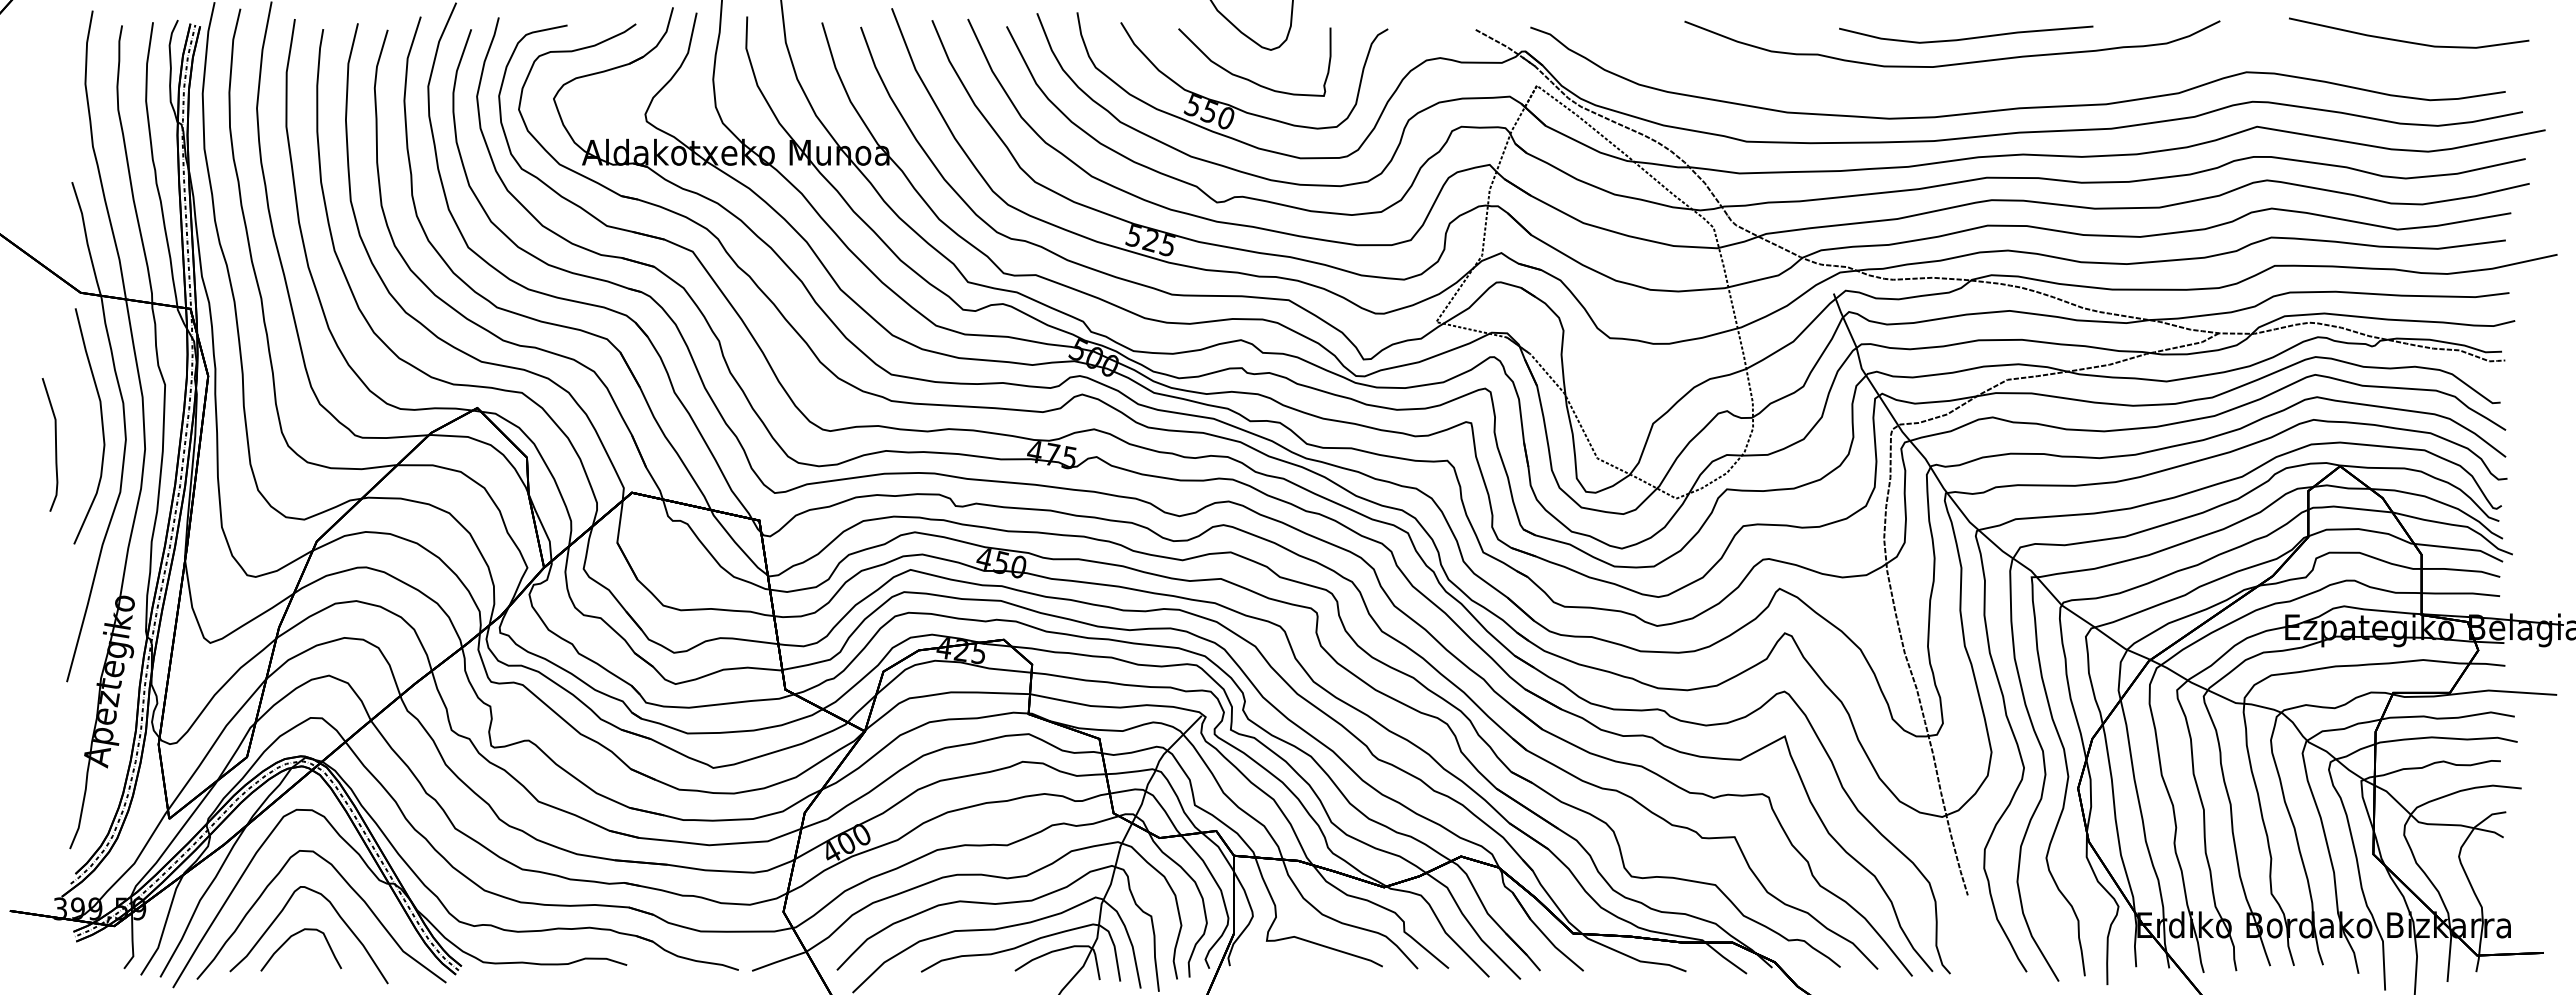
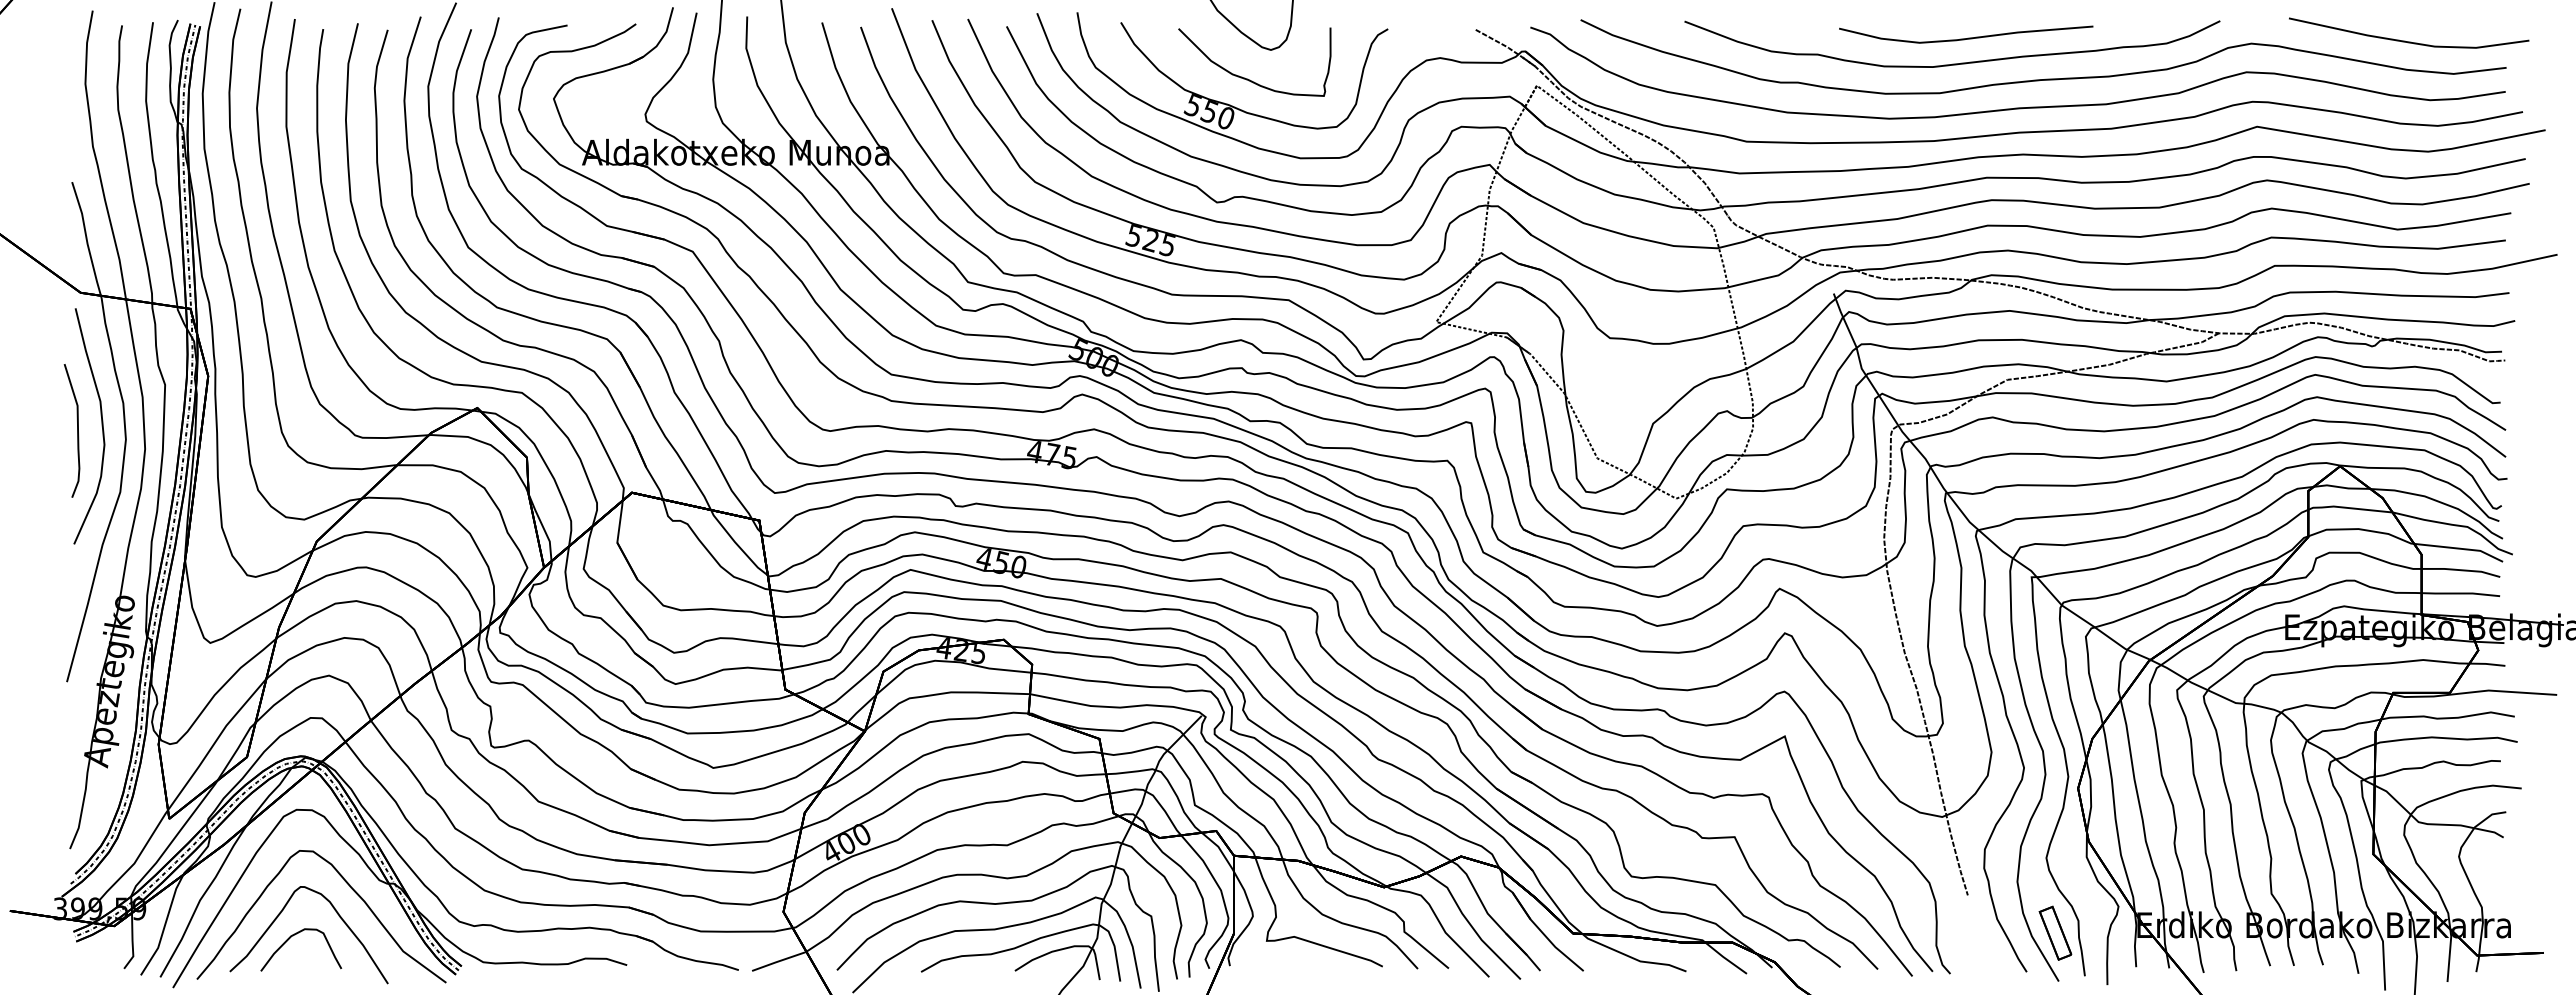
curve: none -> present (2045, 78)
curve position: (55, 444) -> (77, 430) (77, 430)
part: none -> present (2055, 932)
